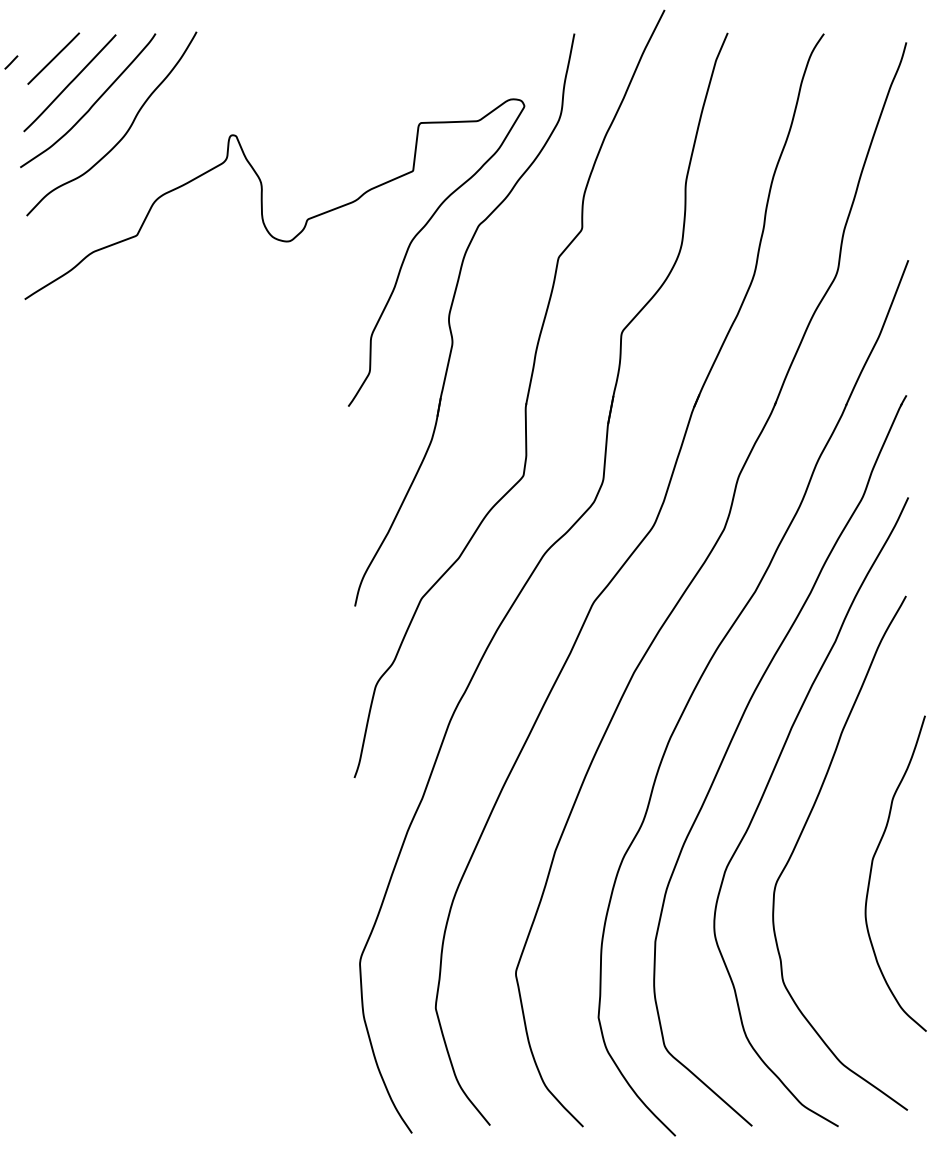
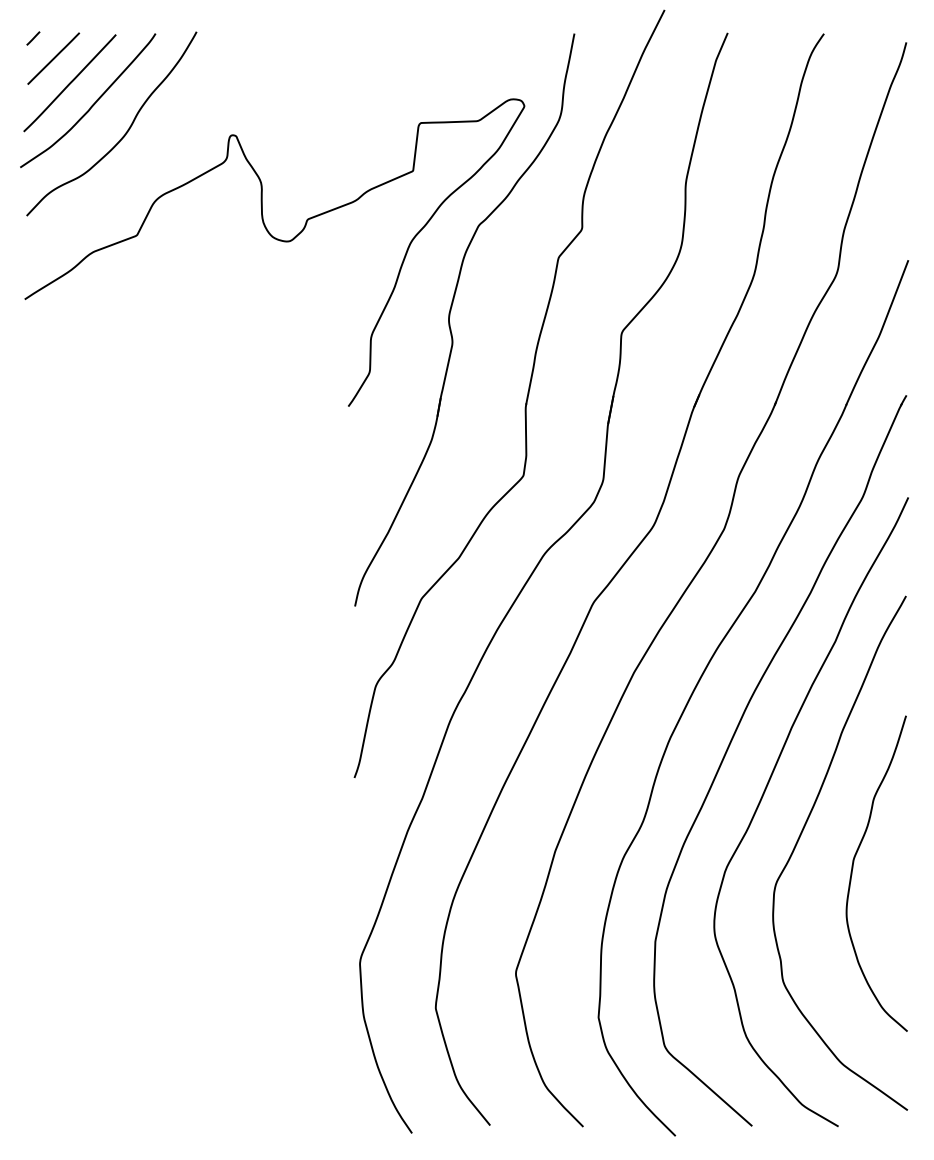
line position: (11, 62) -> (33, 38) (33, 38)
curve position: (872, 868) -> (853, 868) (853, 868)
